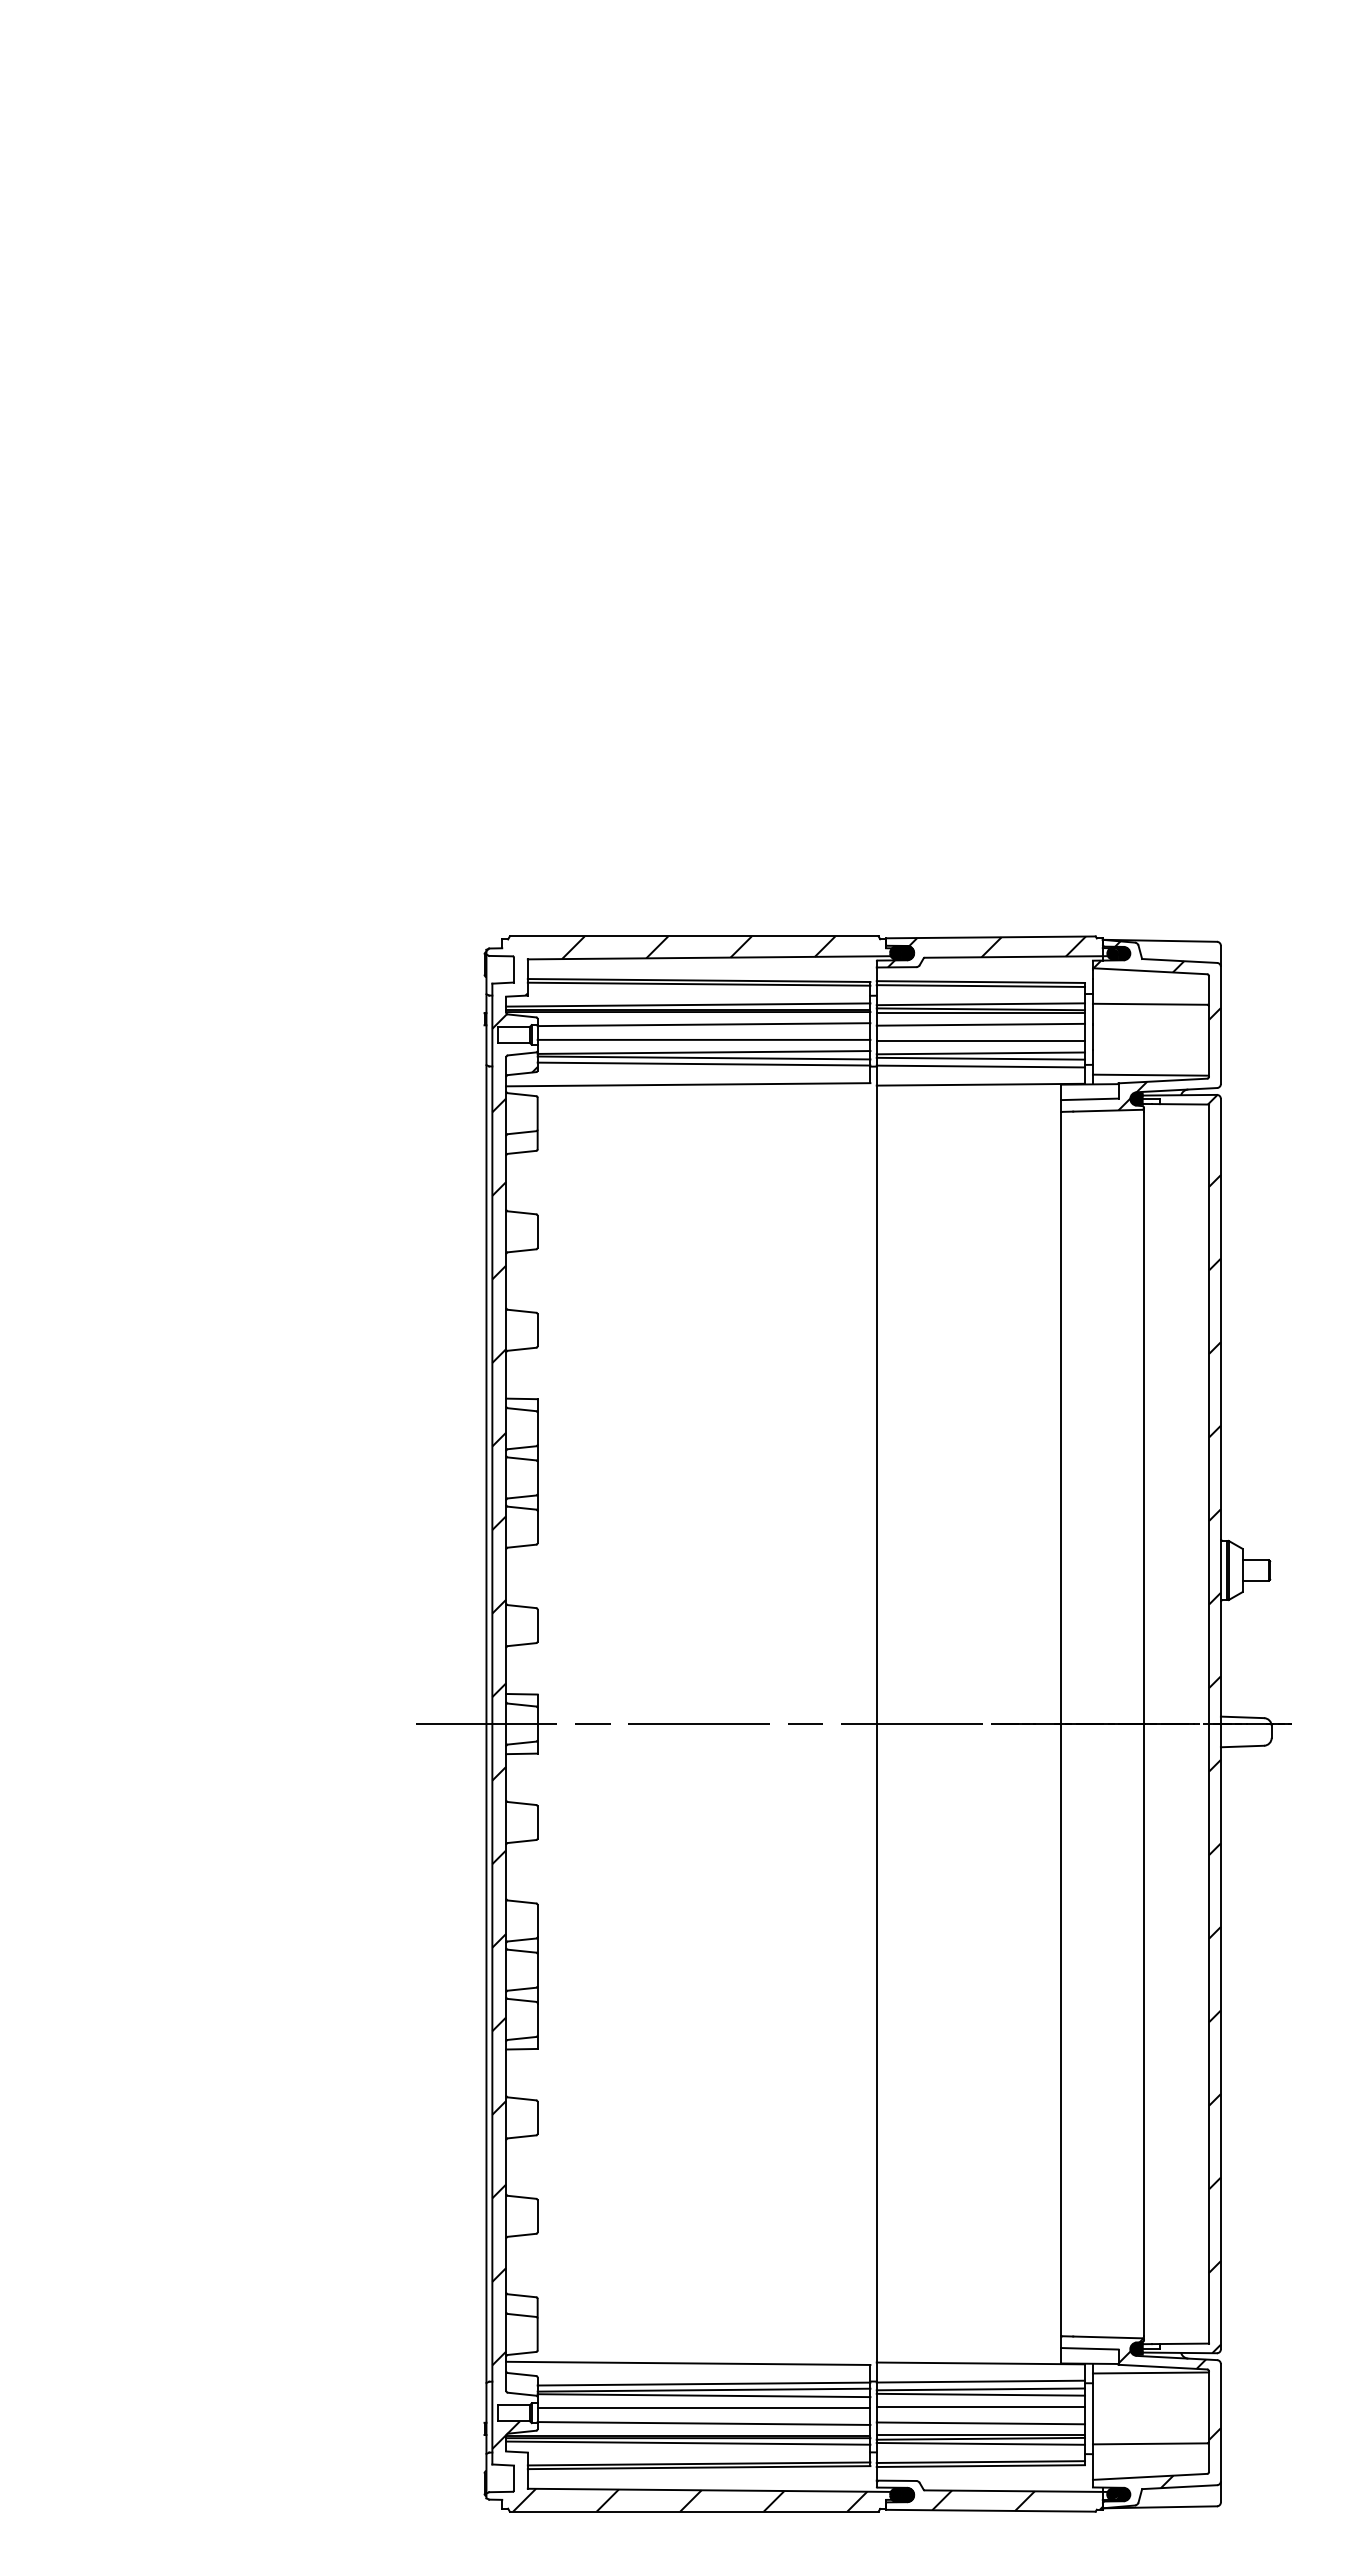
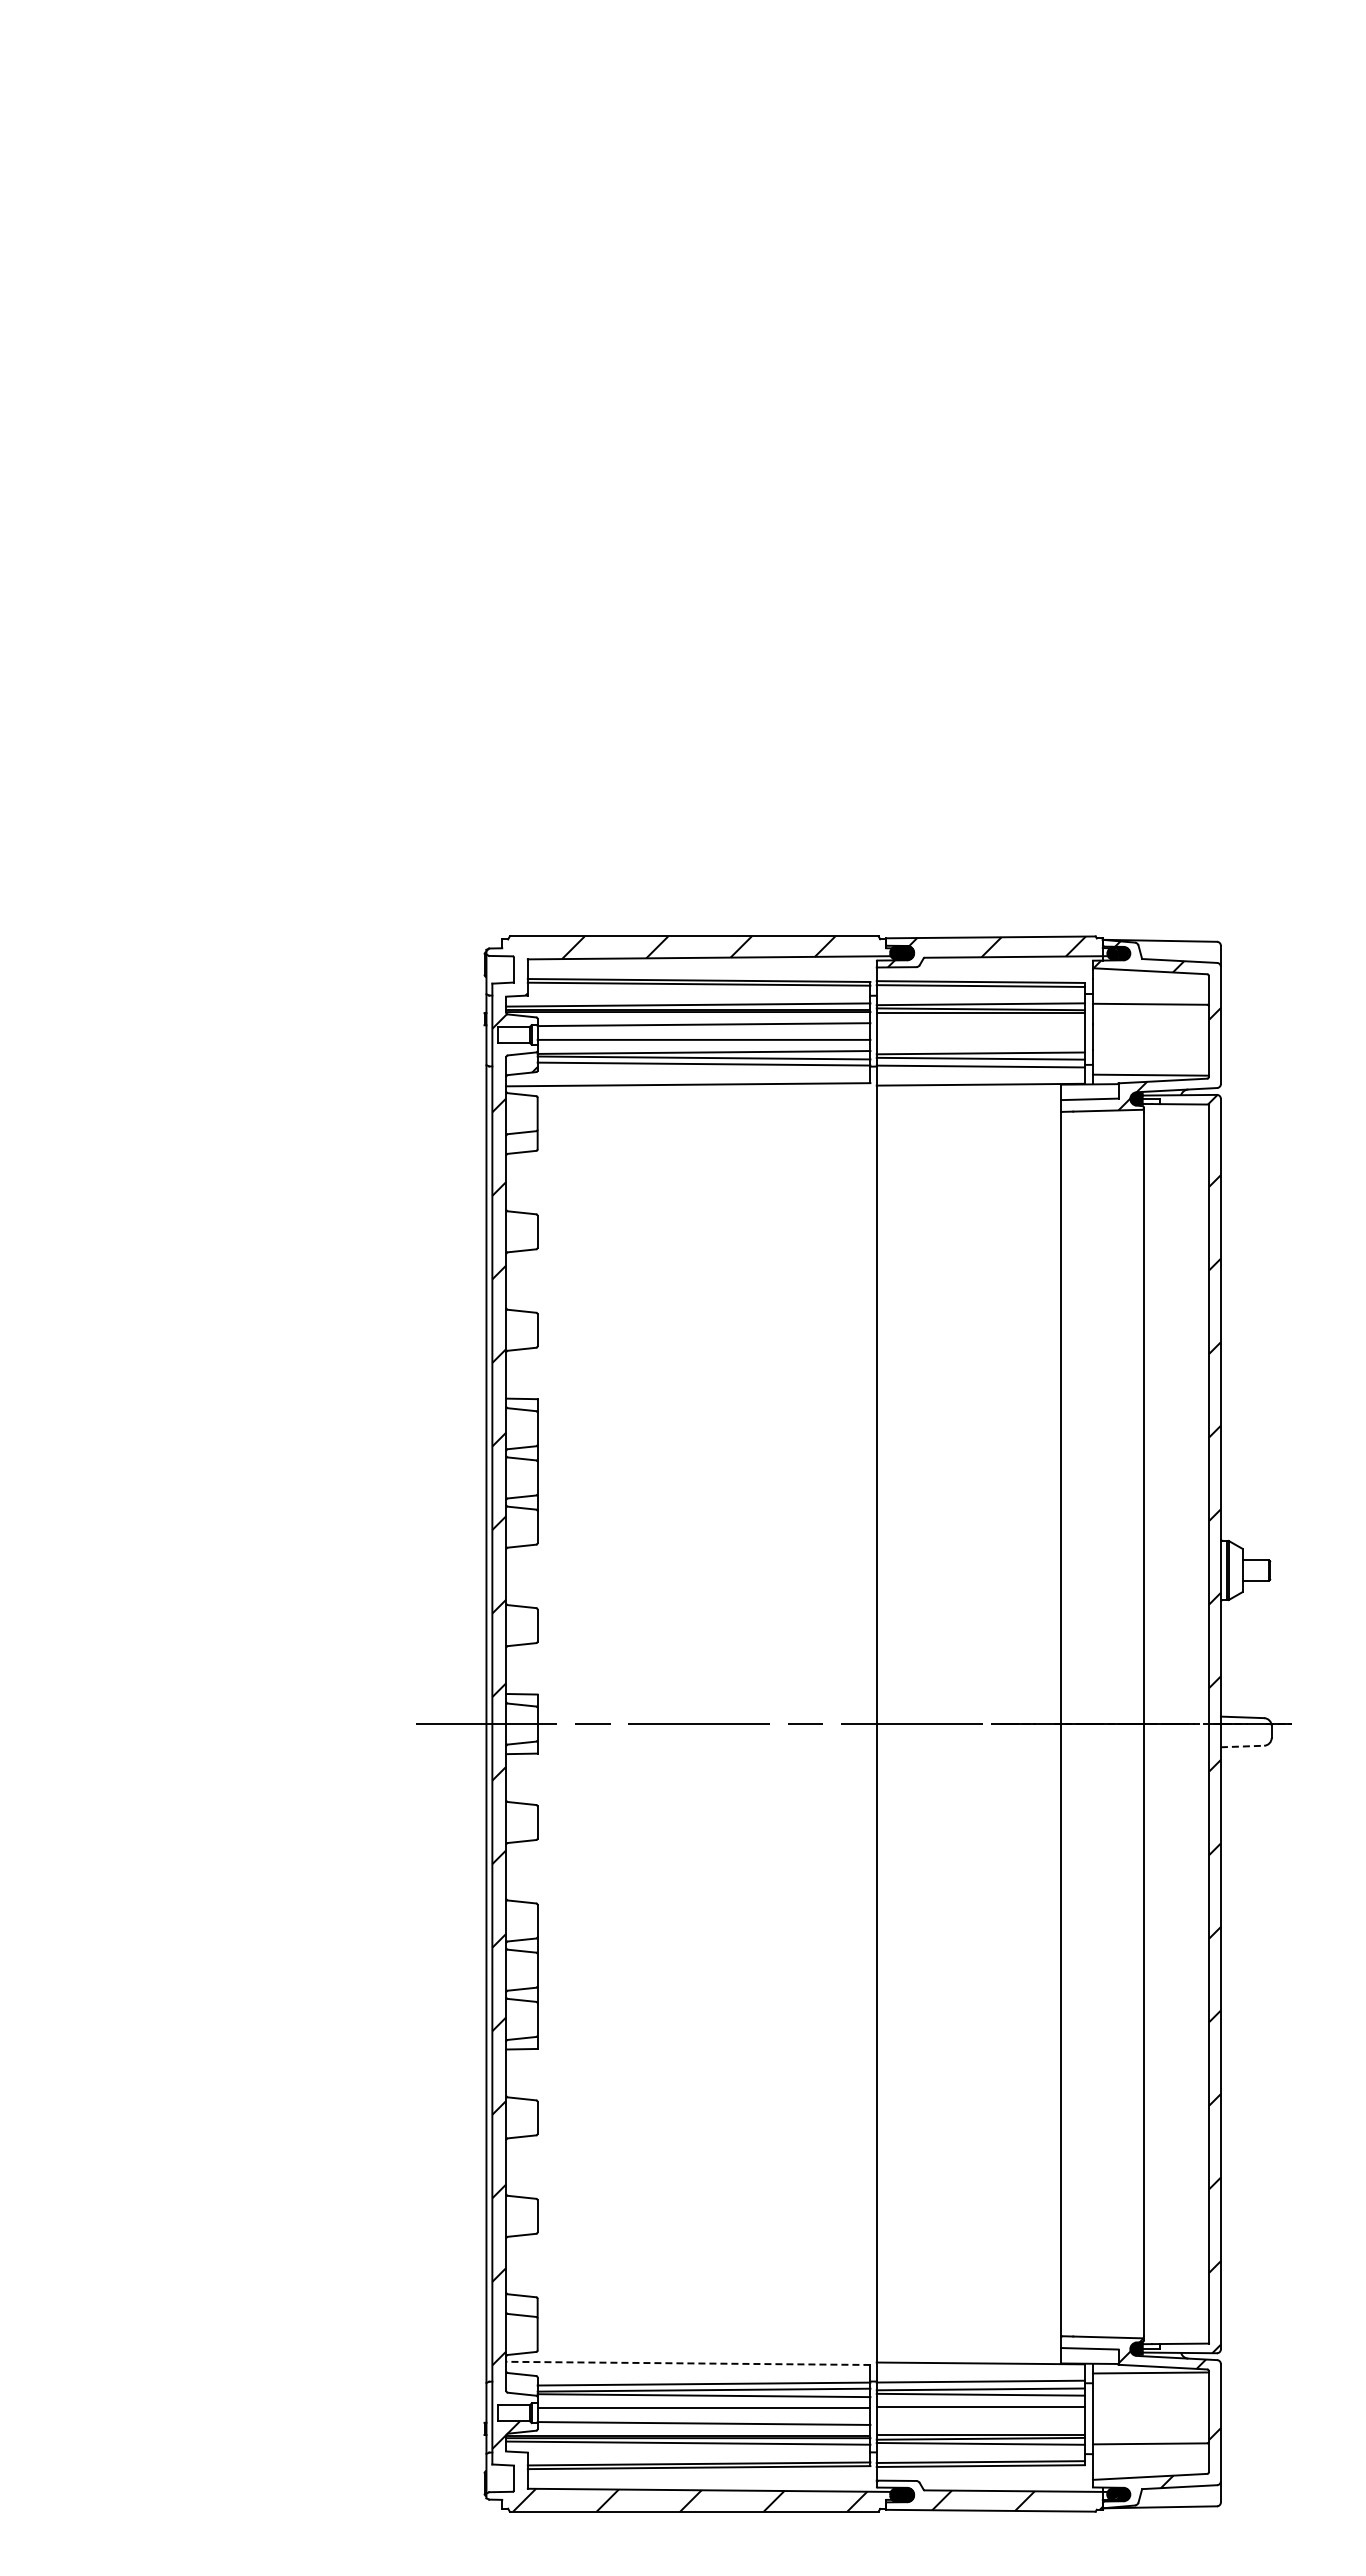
line: present -> none (980, 1024)
line: present -> none (980, 1041)
line: solid -> dashed (1242, 1746)
line: solid -> dashed (687, 2363)
line: present -> none (980, 2423)
